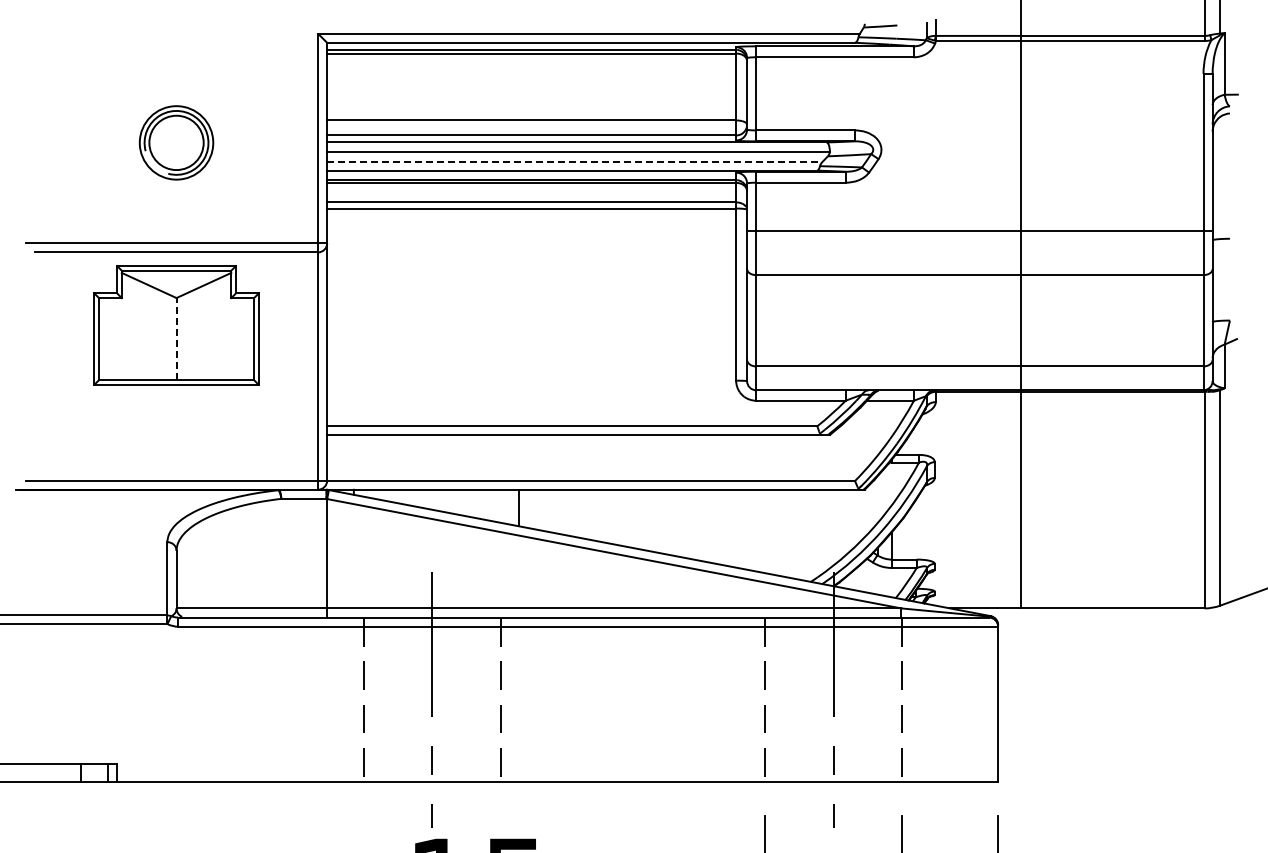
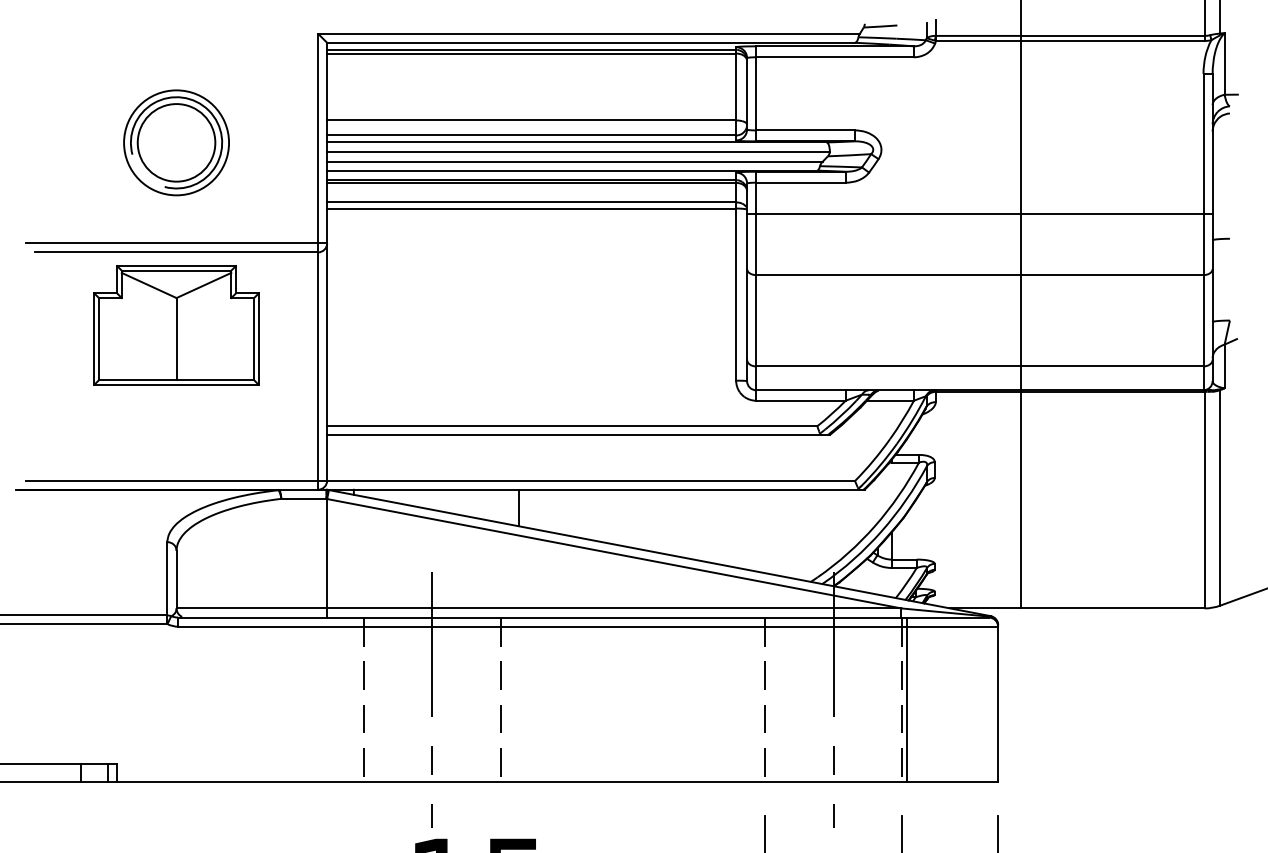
part size: 77x76 px -> 107x108 px (176, 142)
line: dashed -> solid (575, 161)
line position: (979, 230) -> (979, 213) (979, 213)
line: dashed -> solid (176, 338)
line: none -> present (906, 699)
